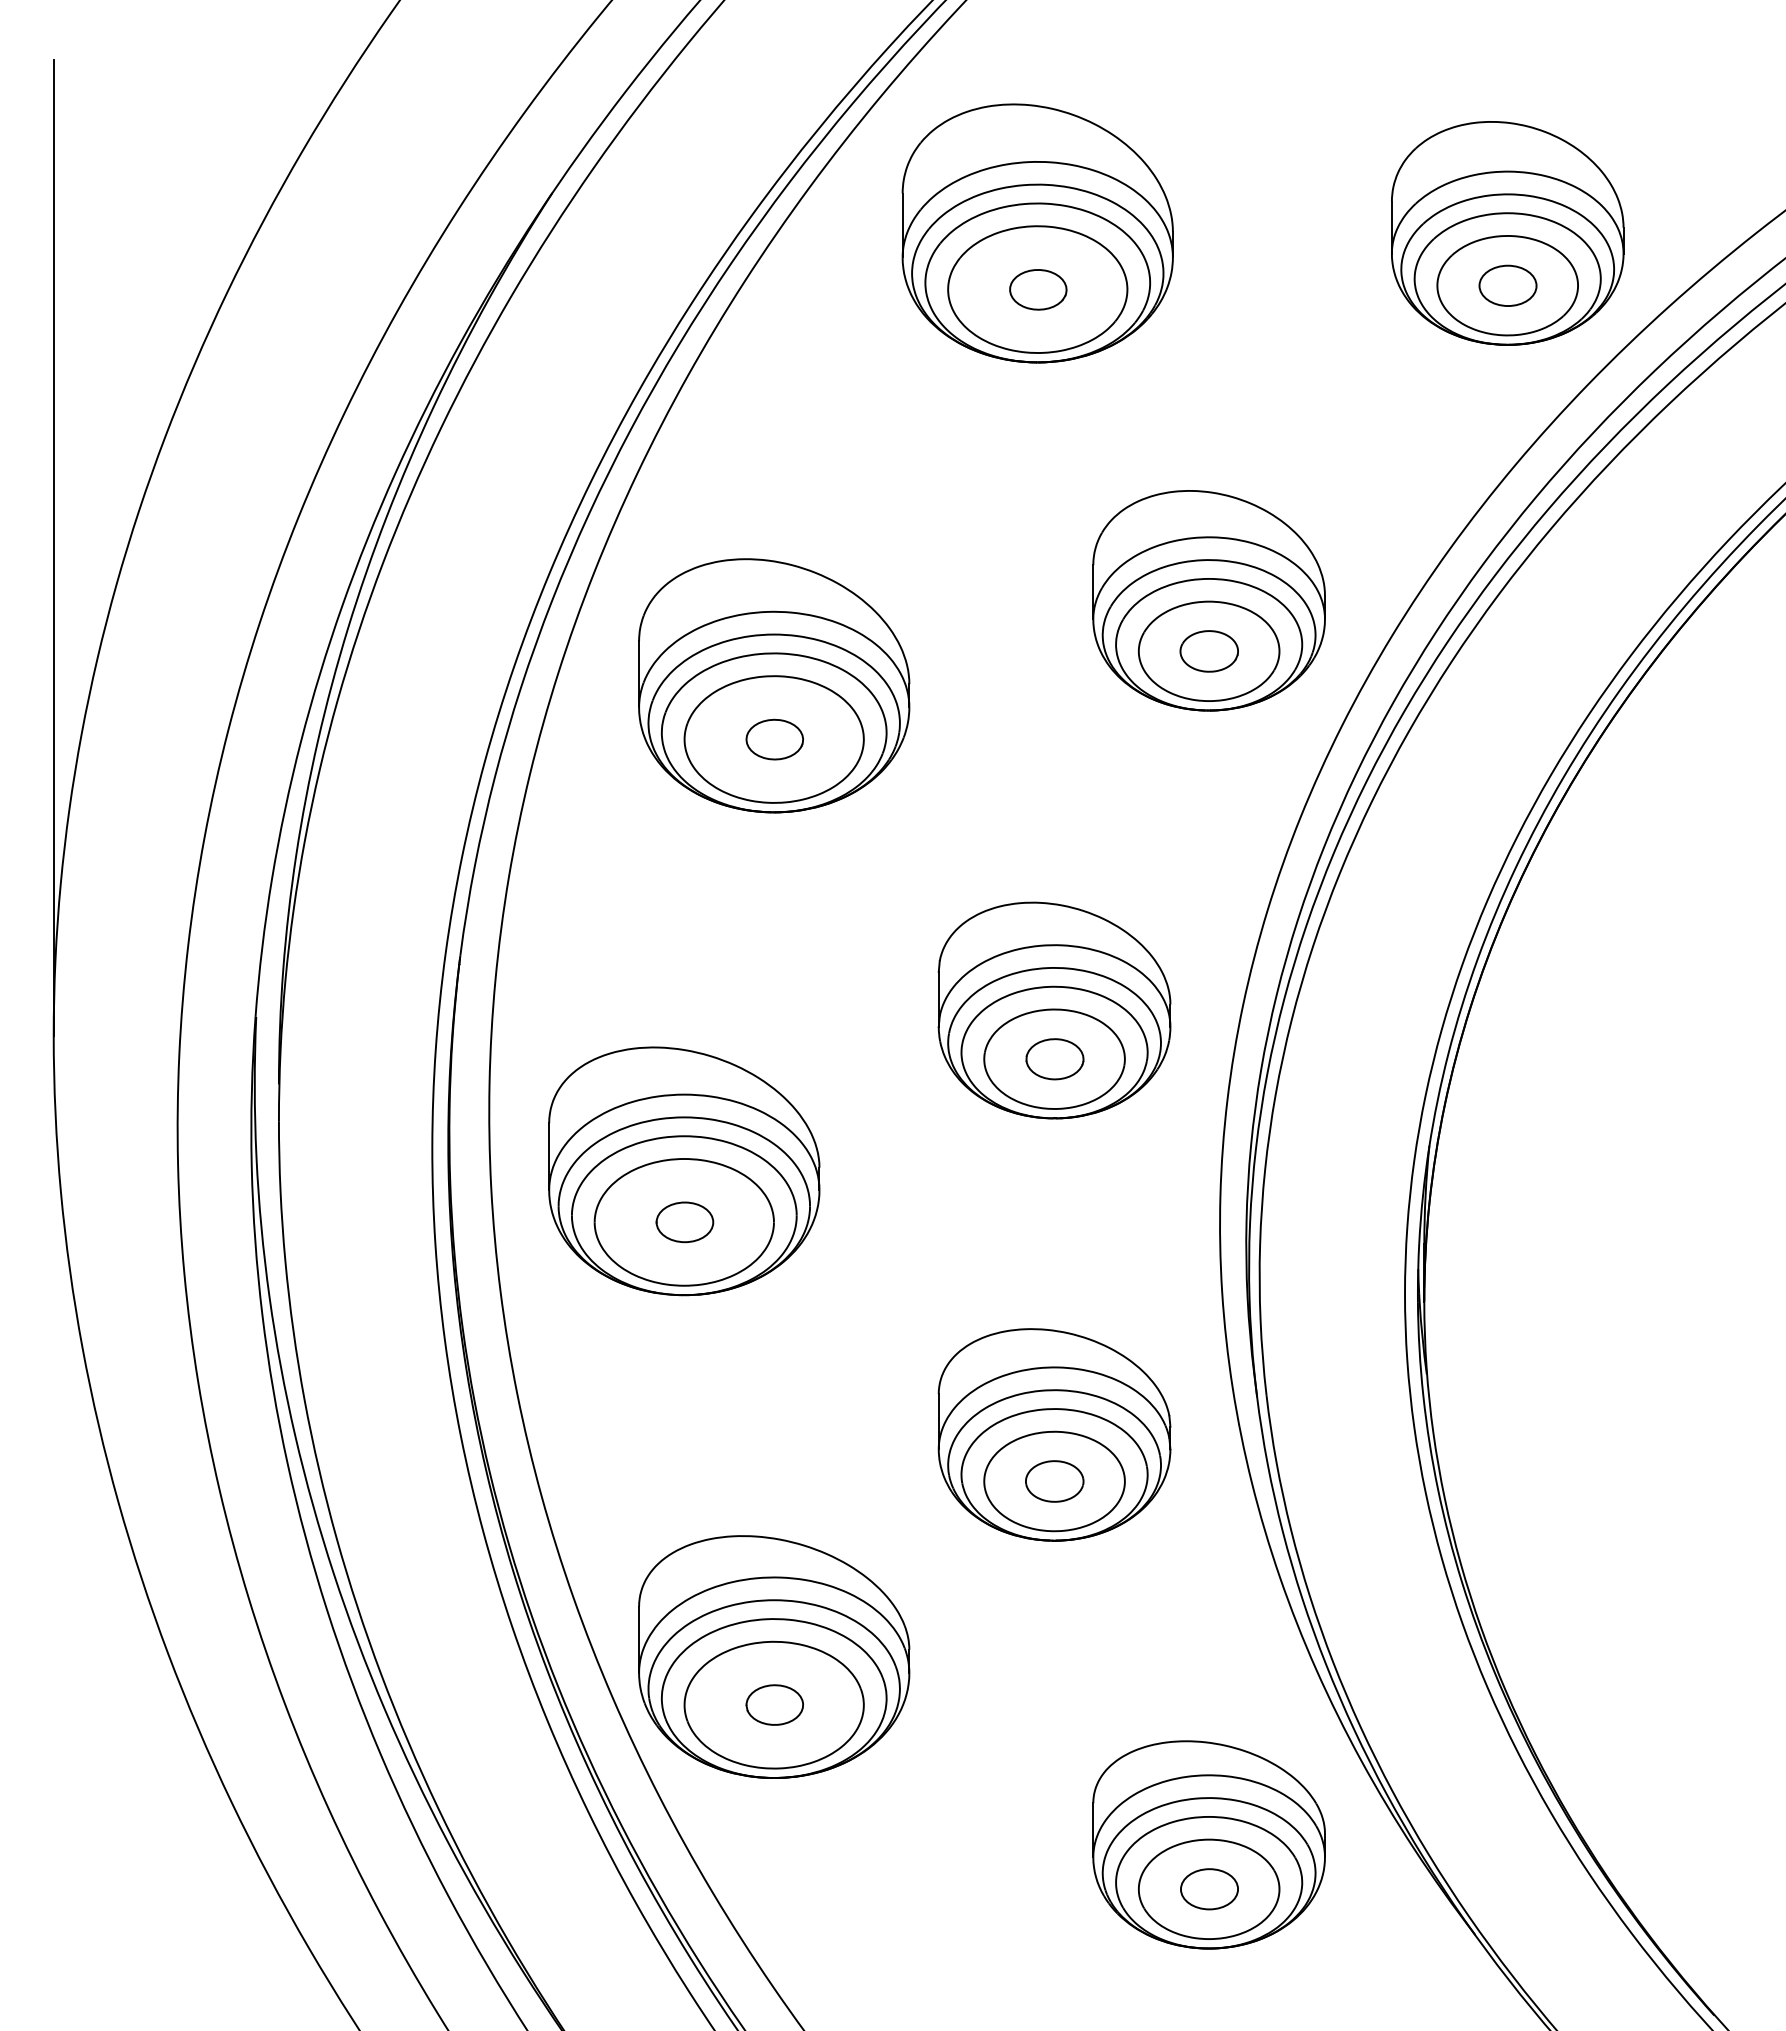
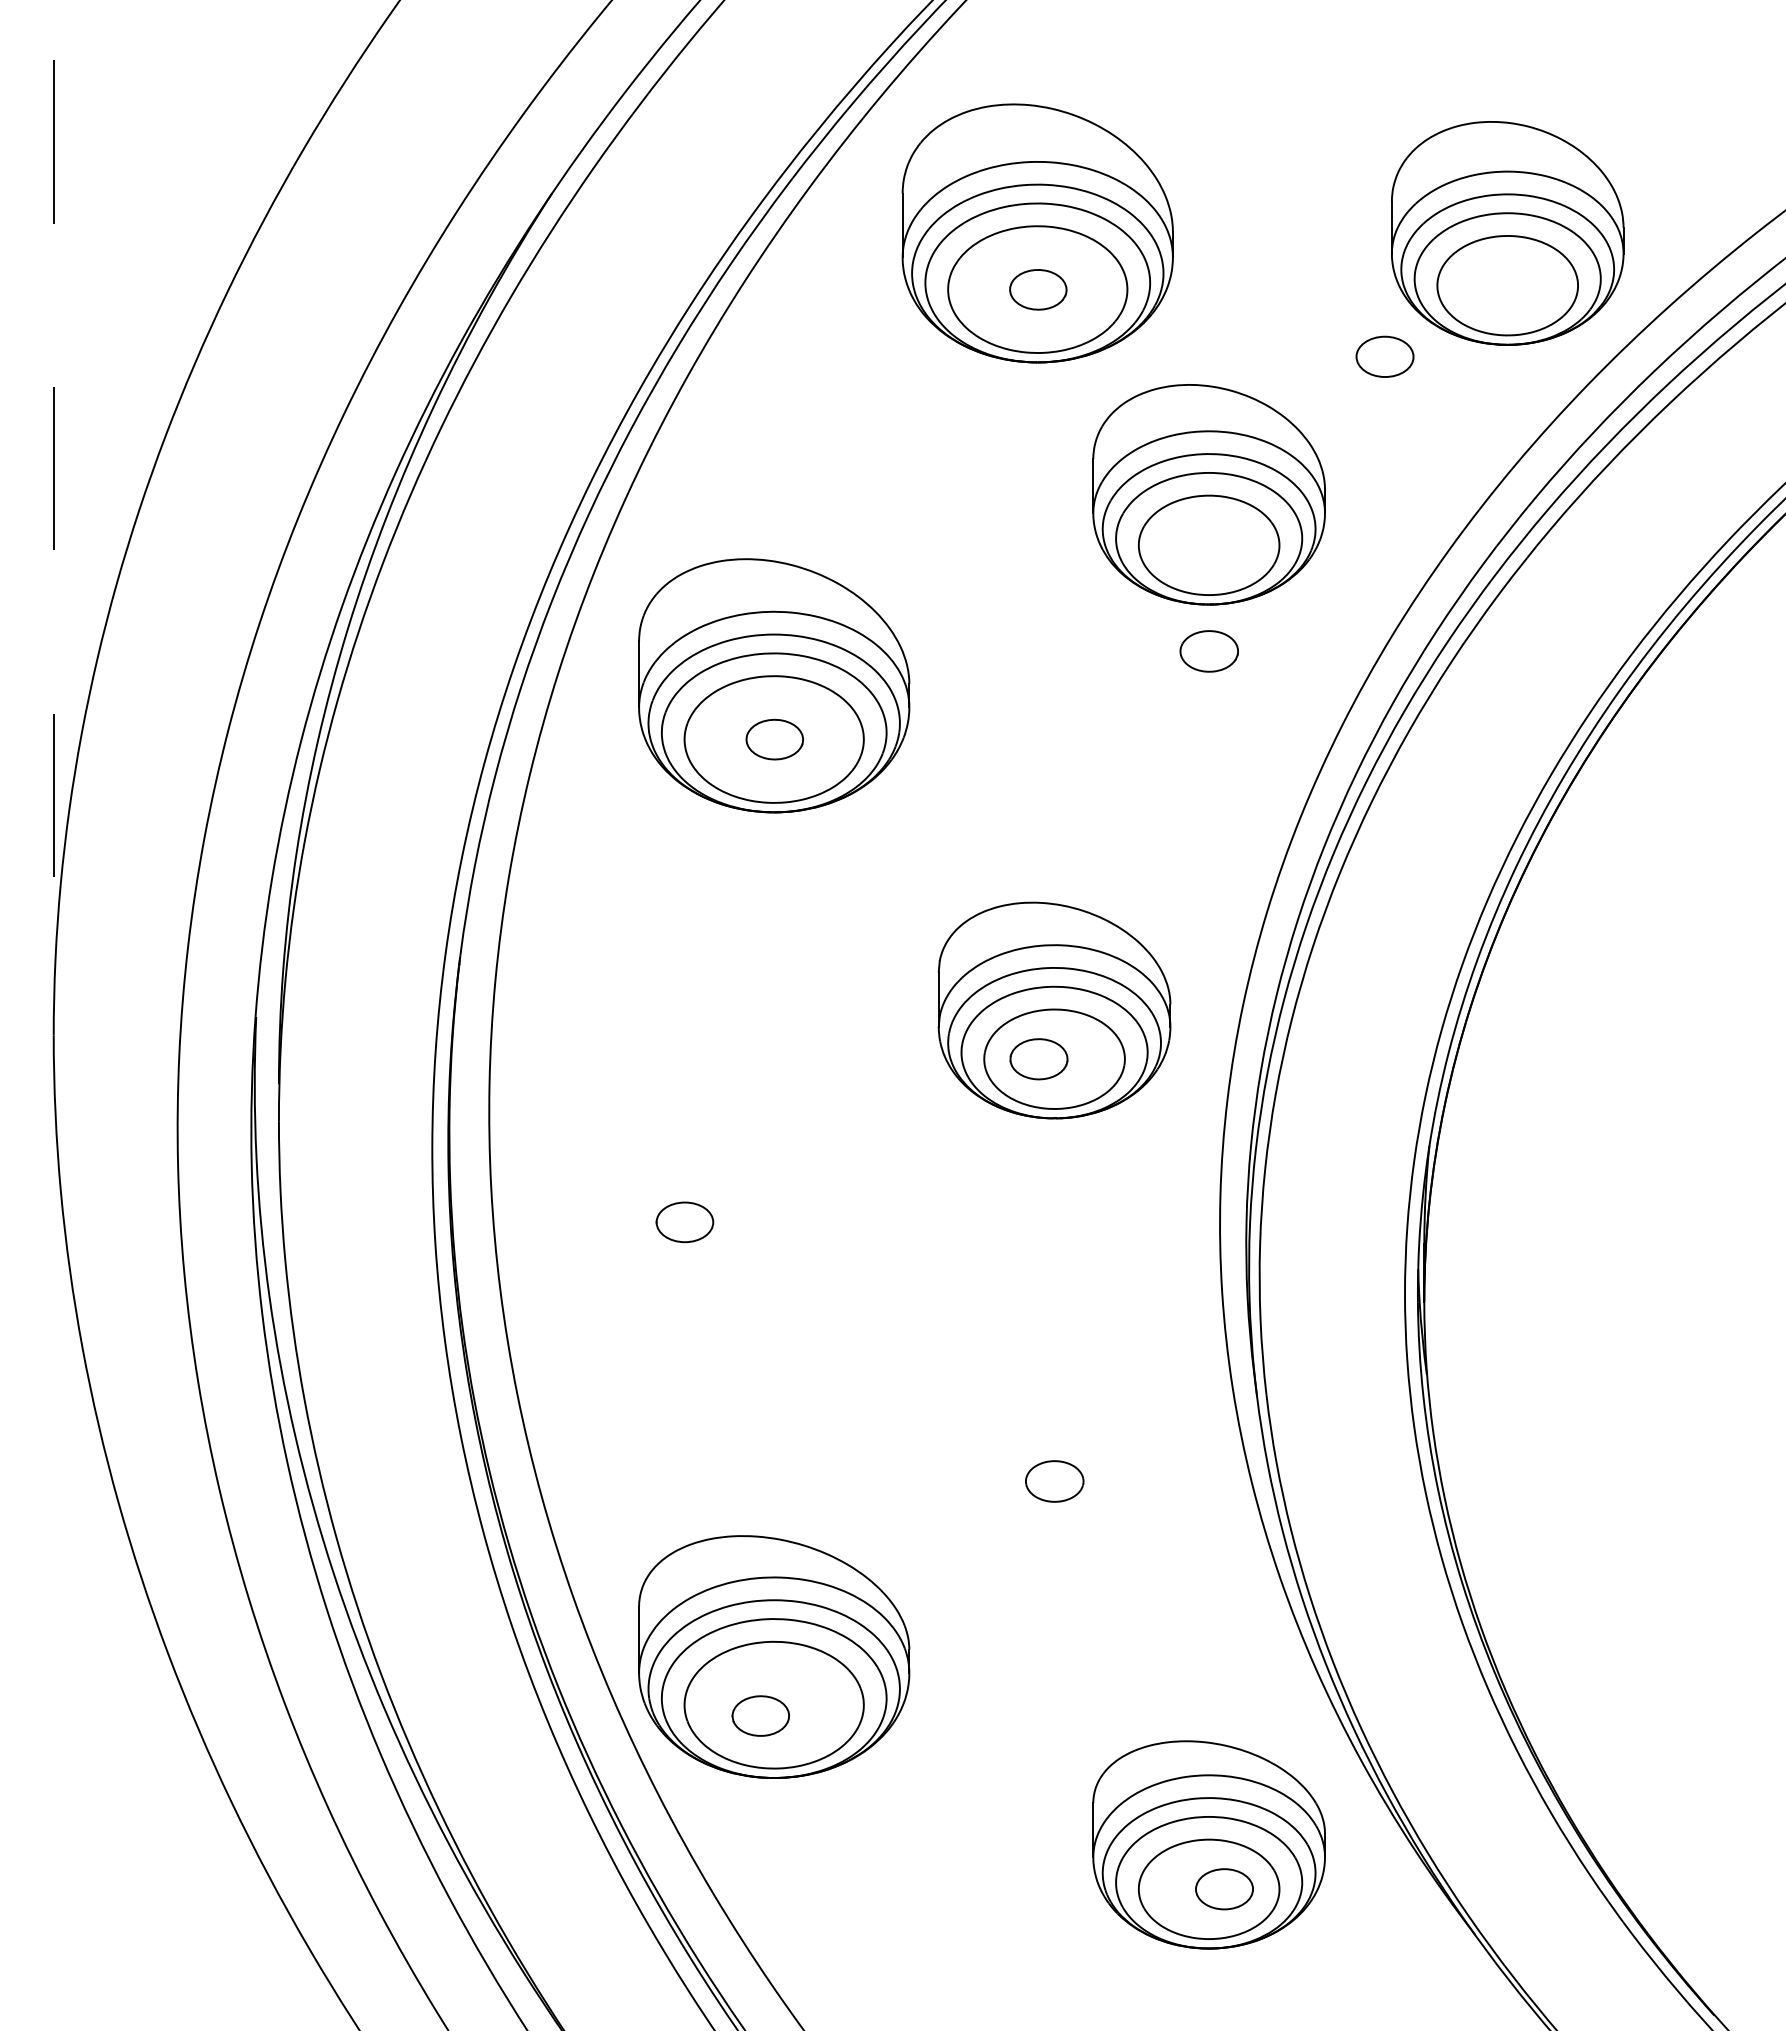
part position: (1507, 285) -> (1384, 356) (1384, 356)
line: solid -> dashed (53, 547)
part position: (1208, 600) -> (1208, 494) (1208, 494)
part position: (1054, 1059) -> (1038, 1059) (1038, 1059)
part: present -> none (684, 1171)
part: present -> none (1054, 1434)
part position: (774, 1704) -> (760, 1715) (760, 1715)
part position: (1209, 1889) -> (1224, 1889) (1224, 1889)
